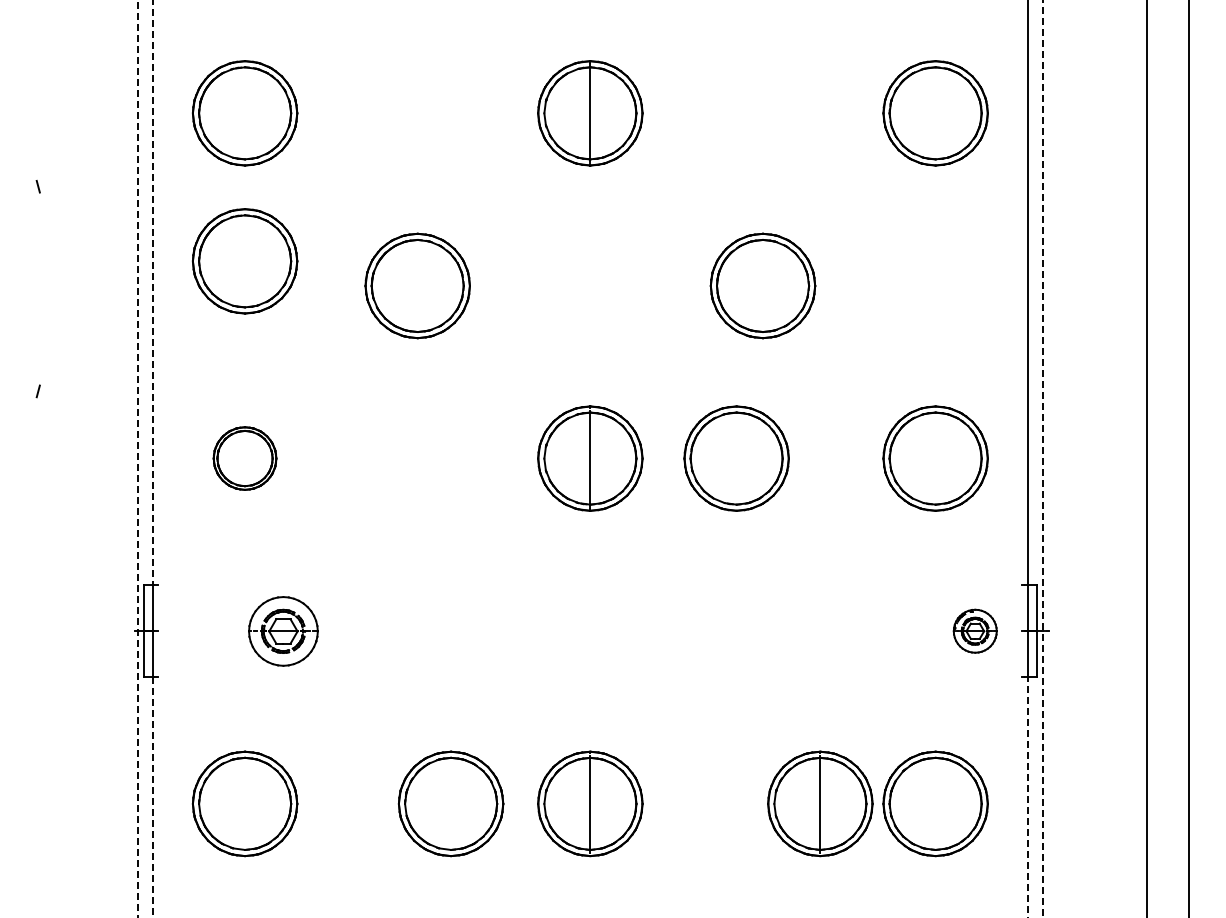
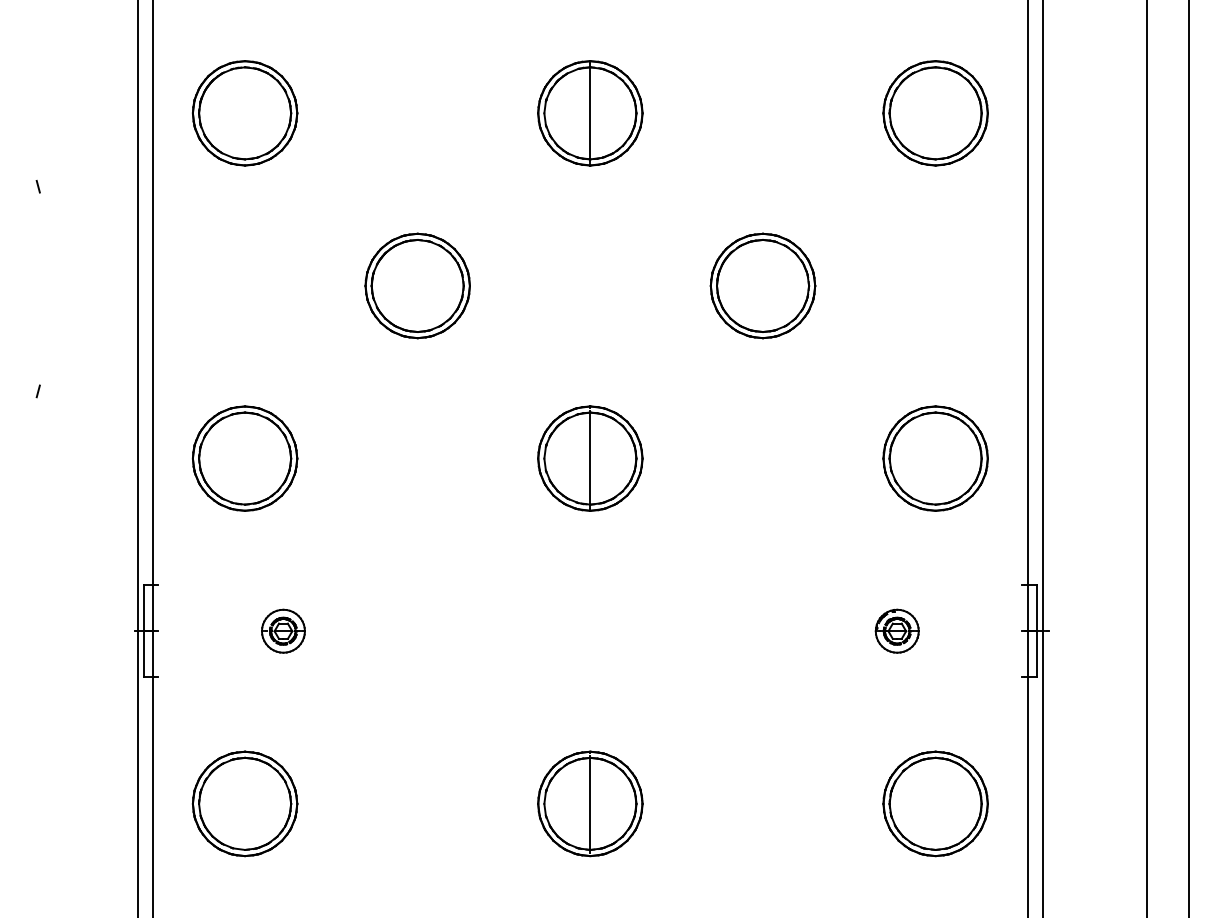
part: present -> none (244, 261)
line: dashed -> solid (153, 293)
line: dashed -> solid (137, 458)
part size: 66x65 px -> 108x107 px (244, 458)
part: present -> none (736, 458)
line: dashed -> solid (1043, 459)
part position: (974, 630) -> (896, 630) (896, 630)
part size: 71x71 px -> 45x46 px (283, 630)
line: dashed -> solid (153, 797)
line: dashed -> solid (1027, 797)
part: present -> none (450, 803)
part: present -> none (820, 803)
